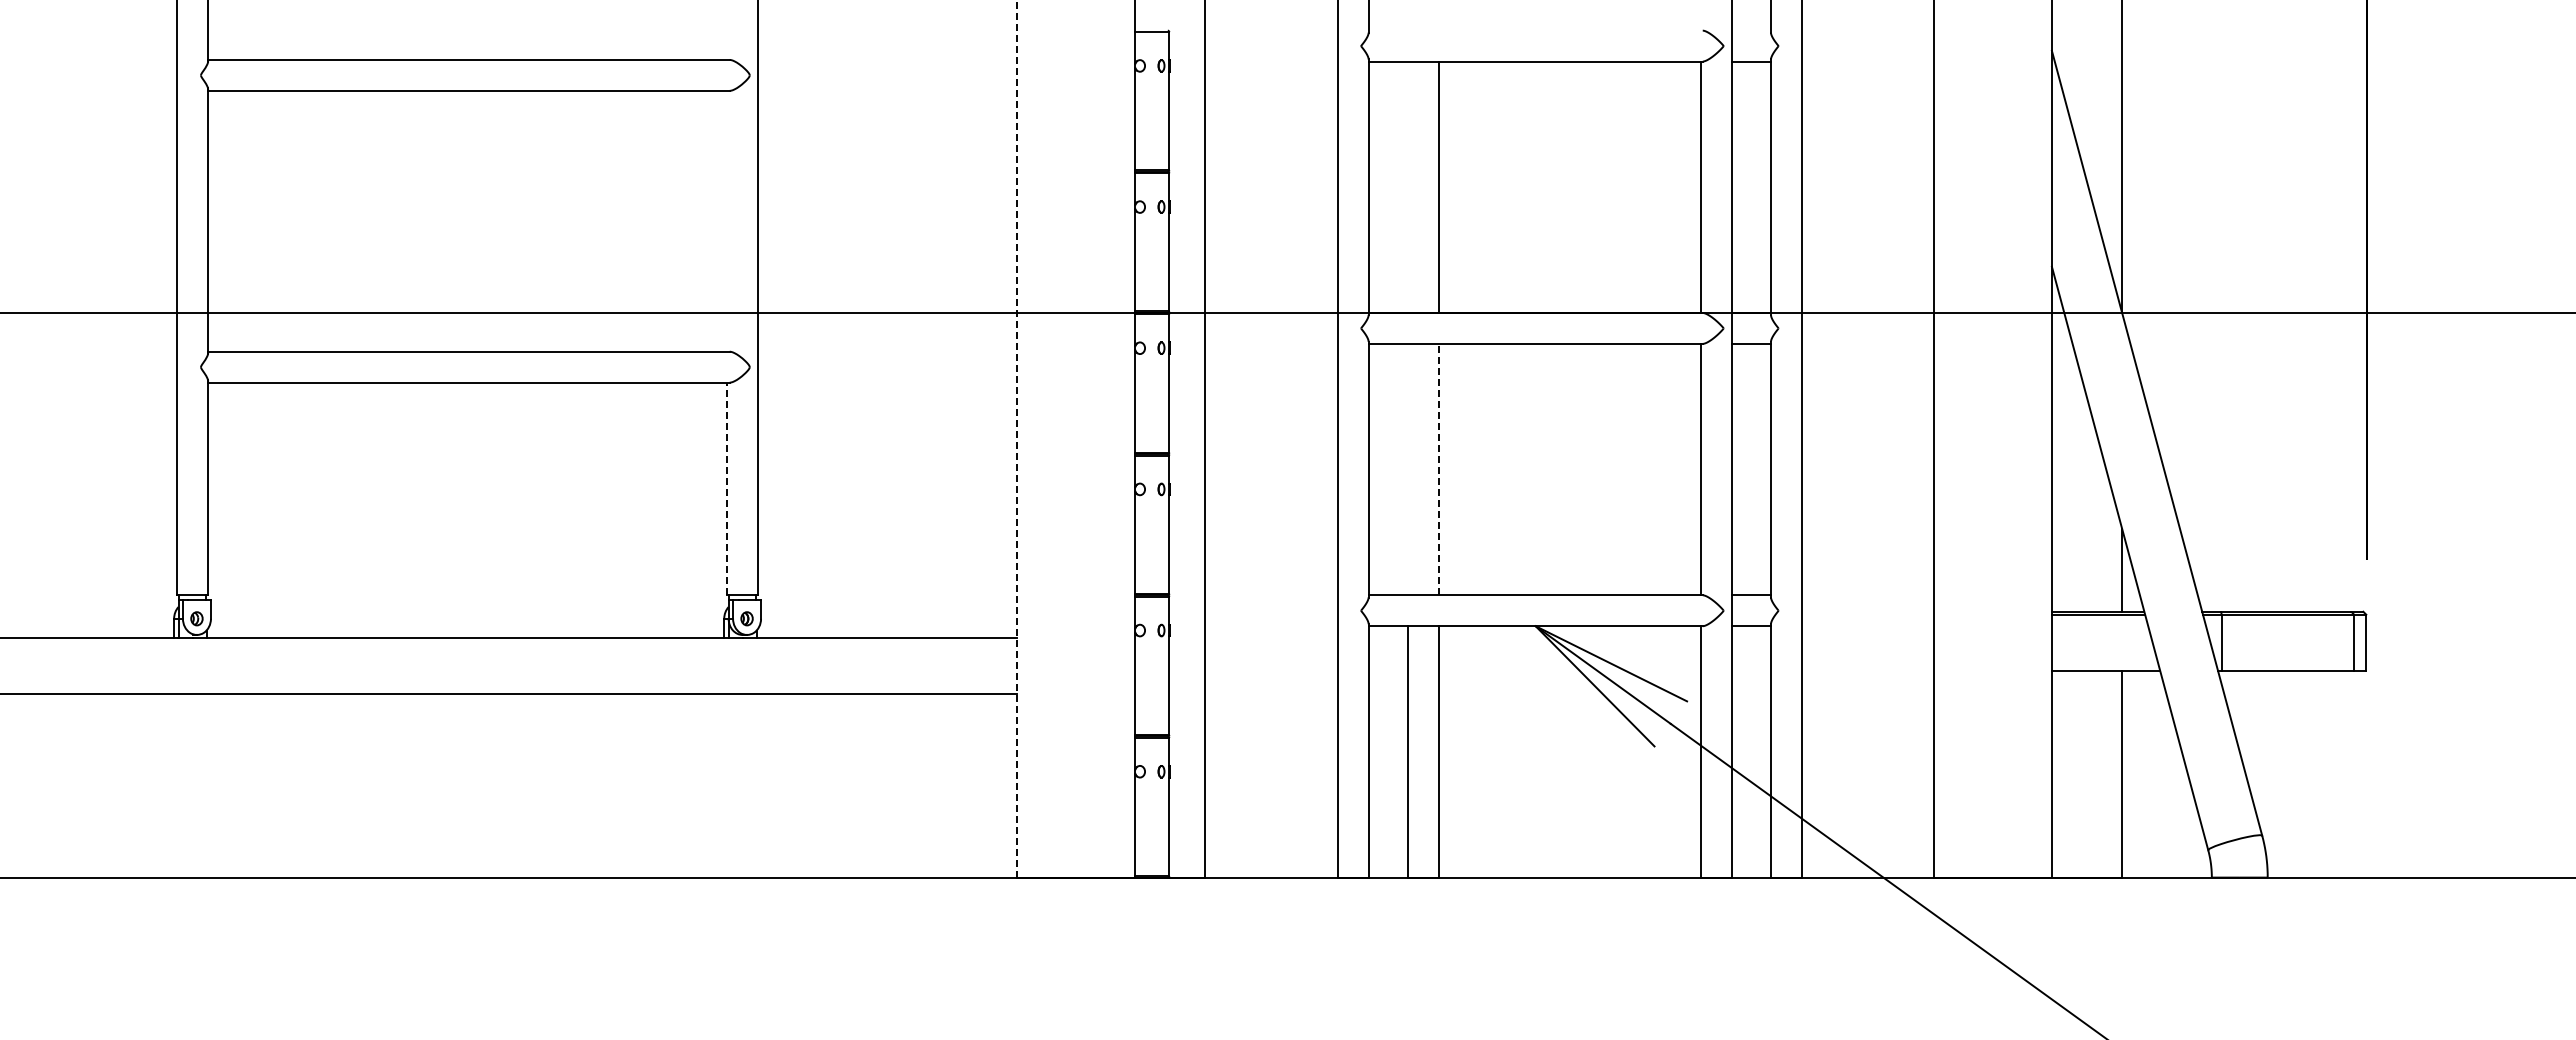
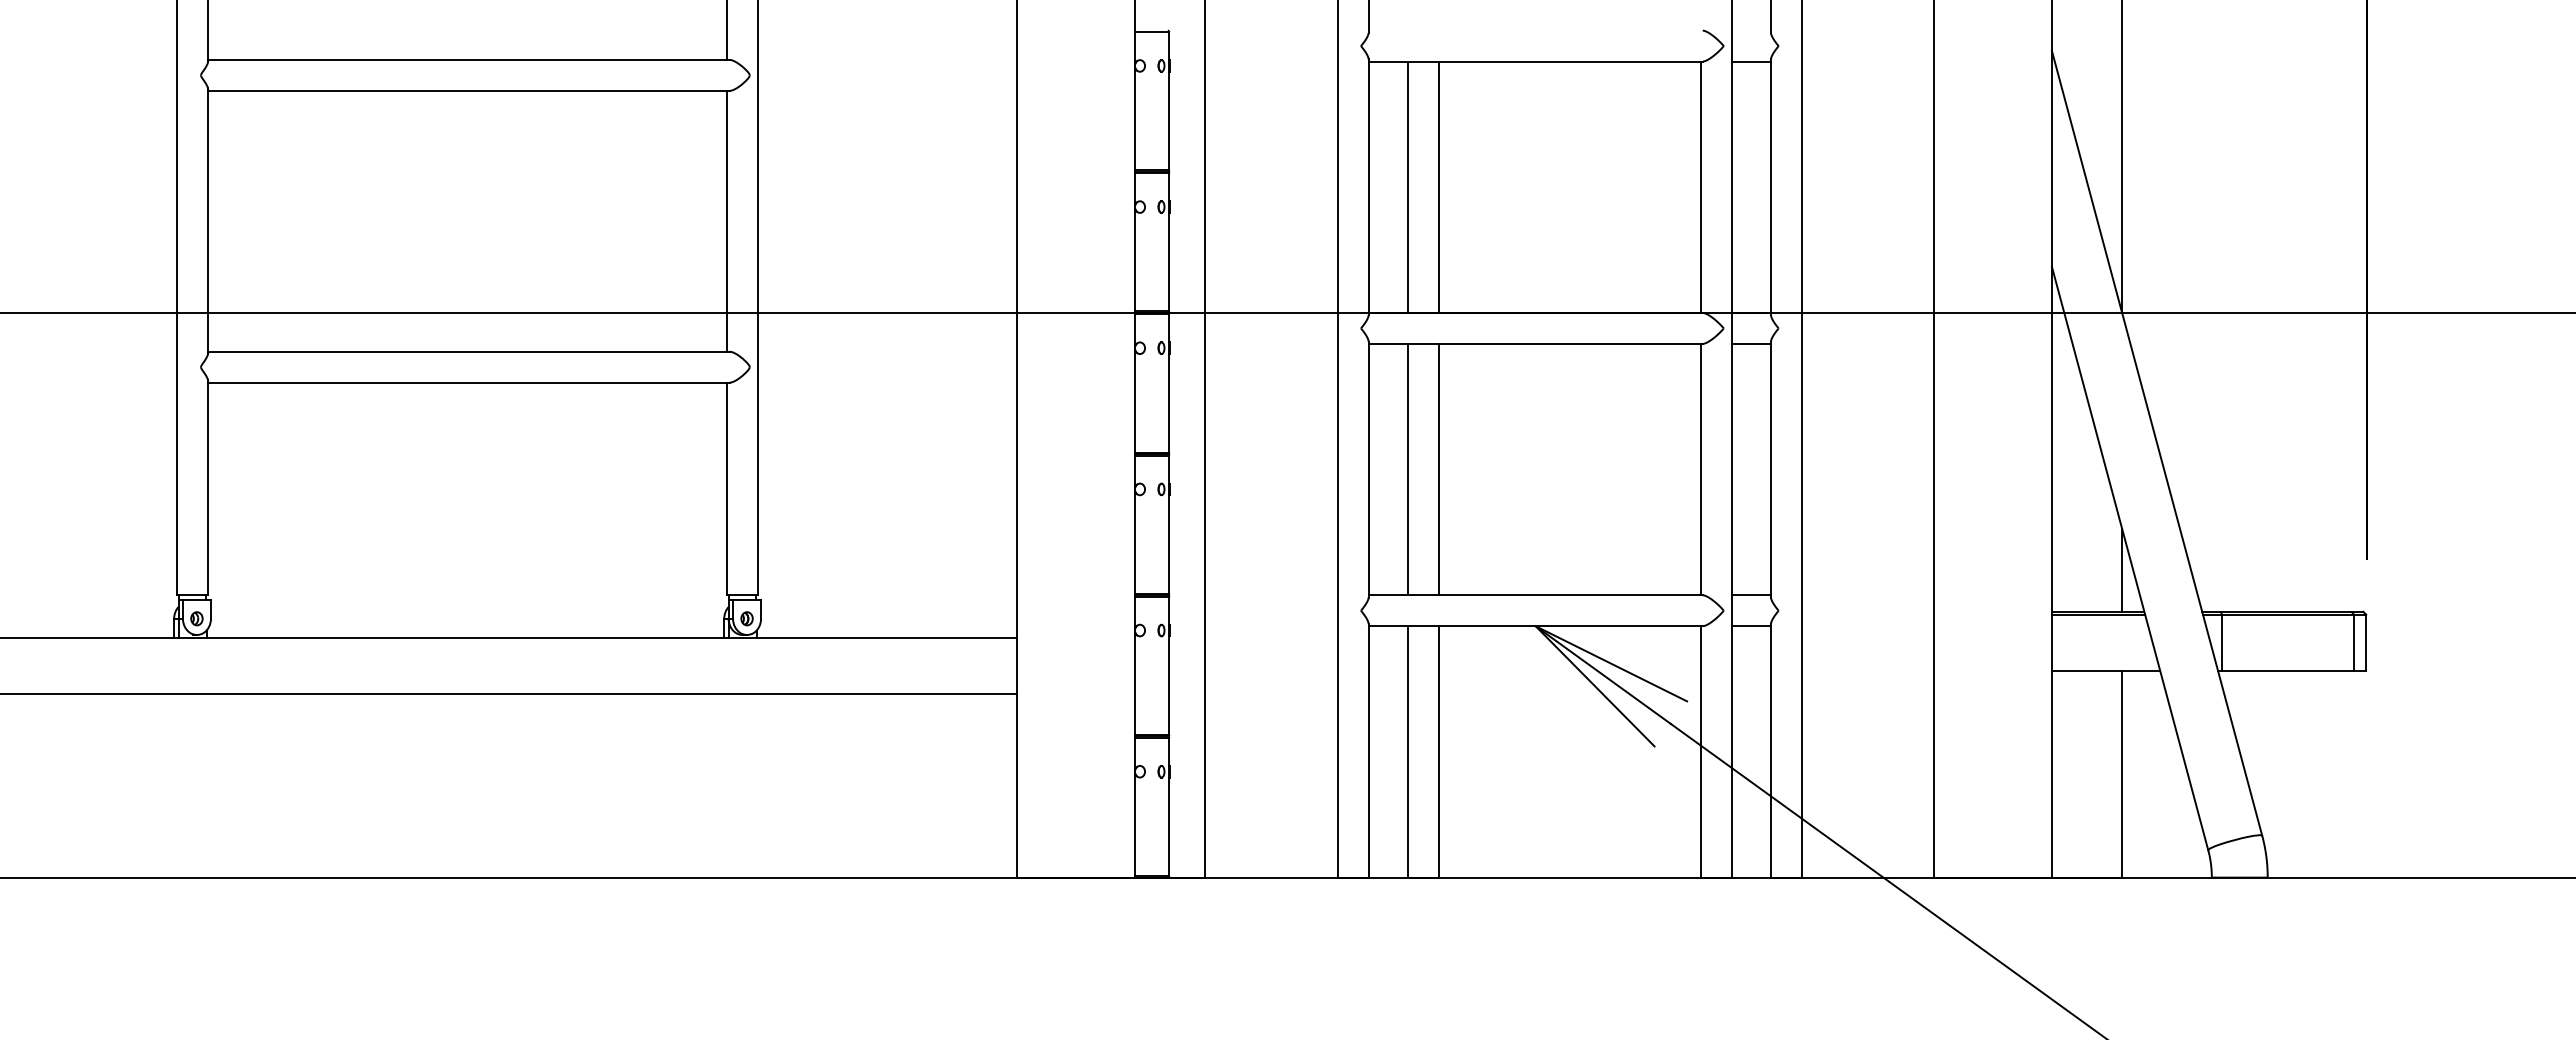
line: none -> present (727, 30)
line: none -> present (1408, 186)
line: none -> present (727, 220)
line: dashed -> solid (1017, 438)
line: none -> present (1408, 469)
line: dashed -> solid (1438, 469)
line: dashed -> solid (727, 488)
